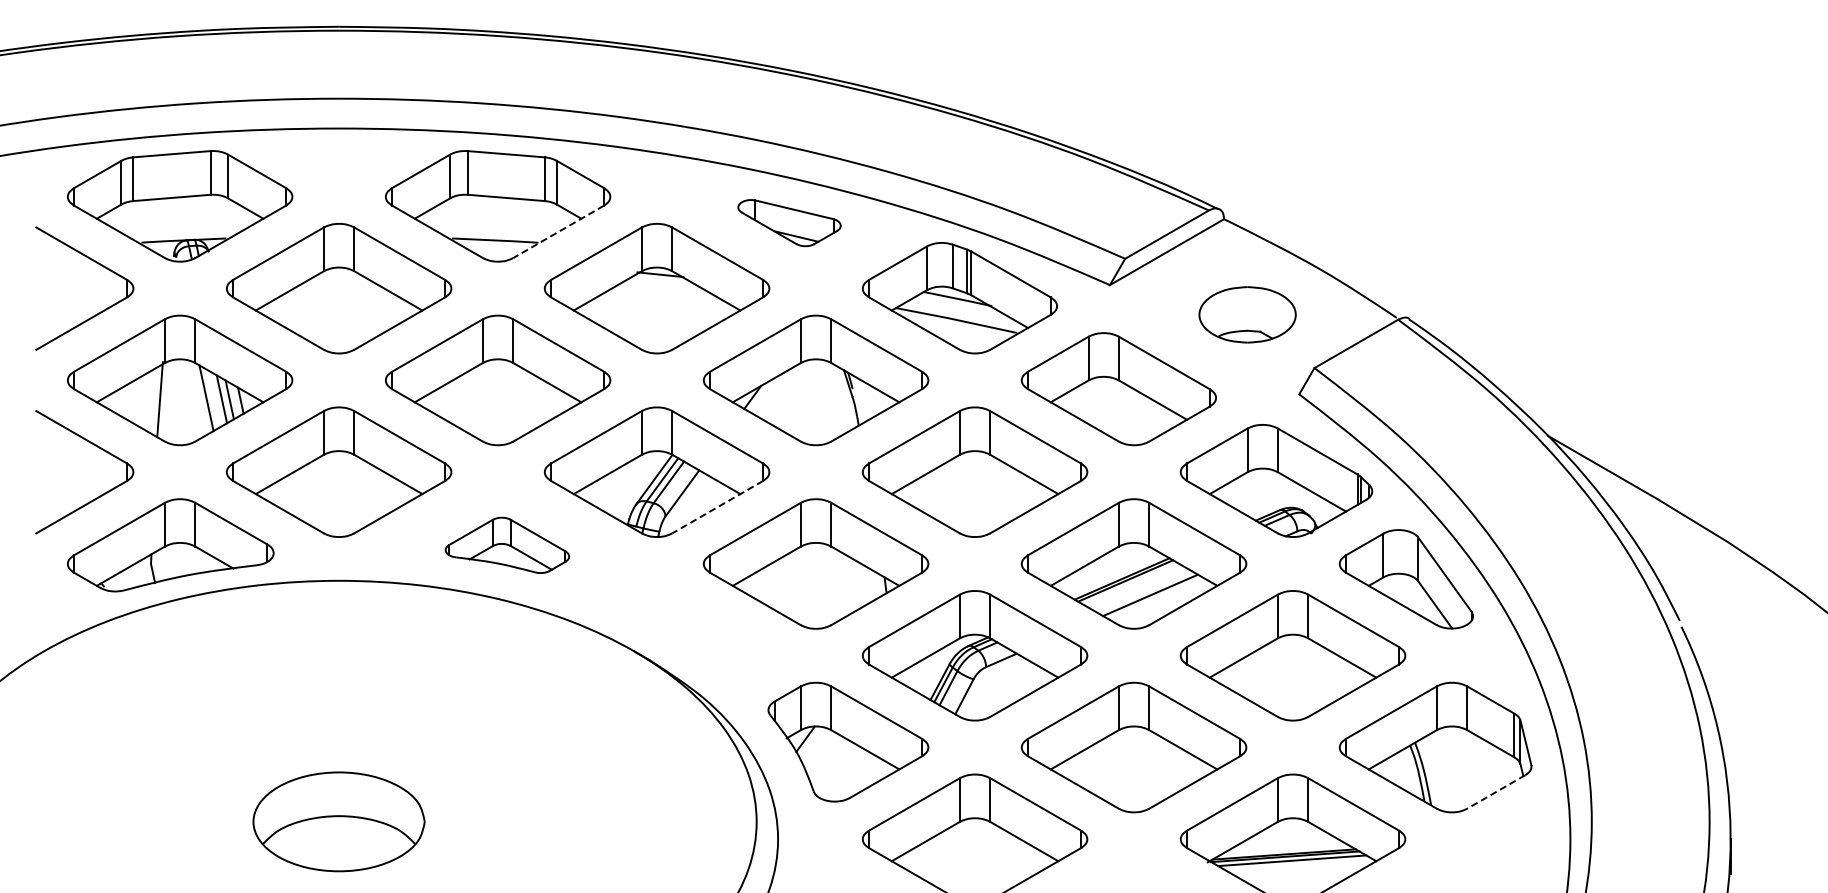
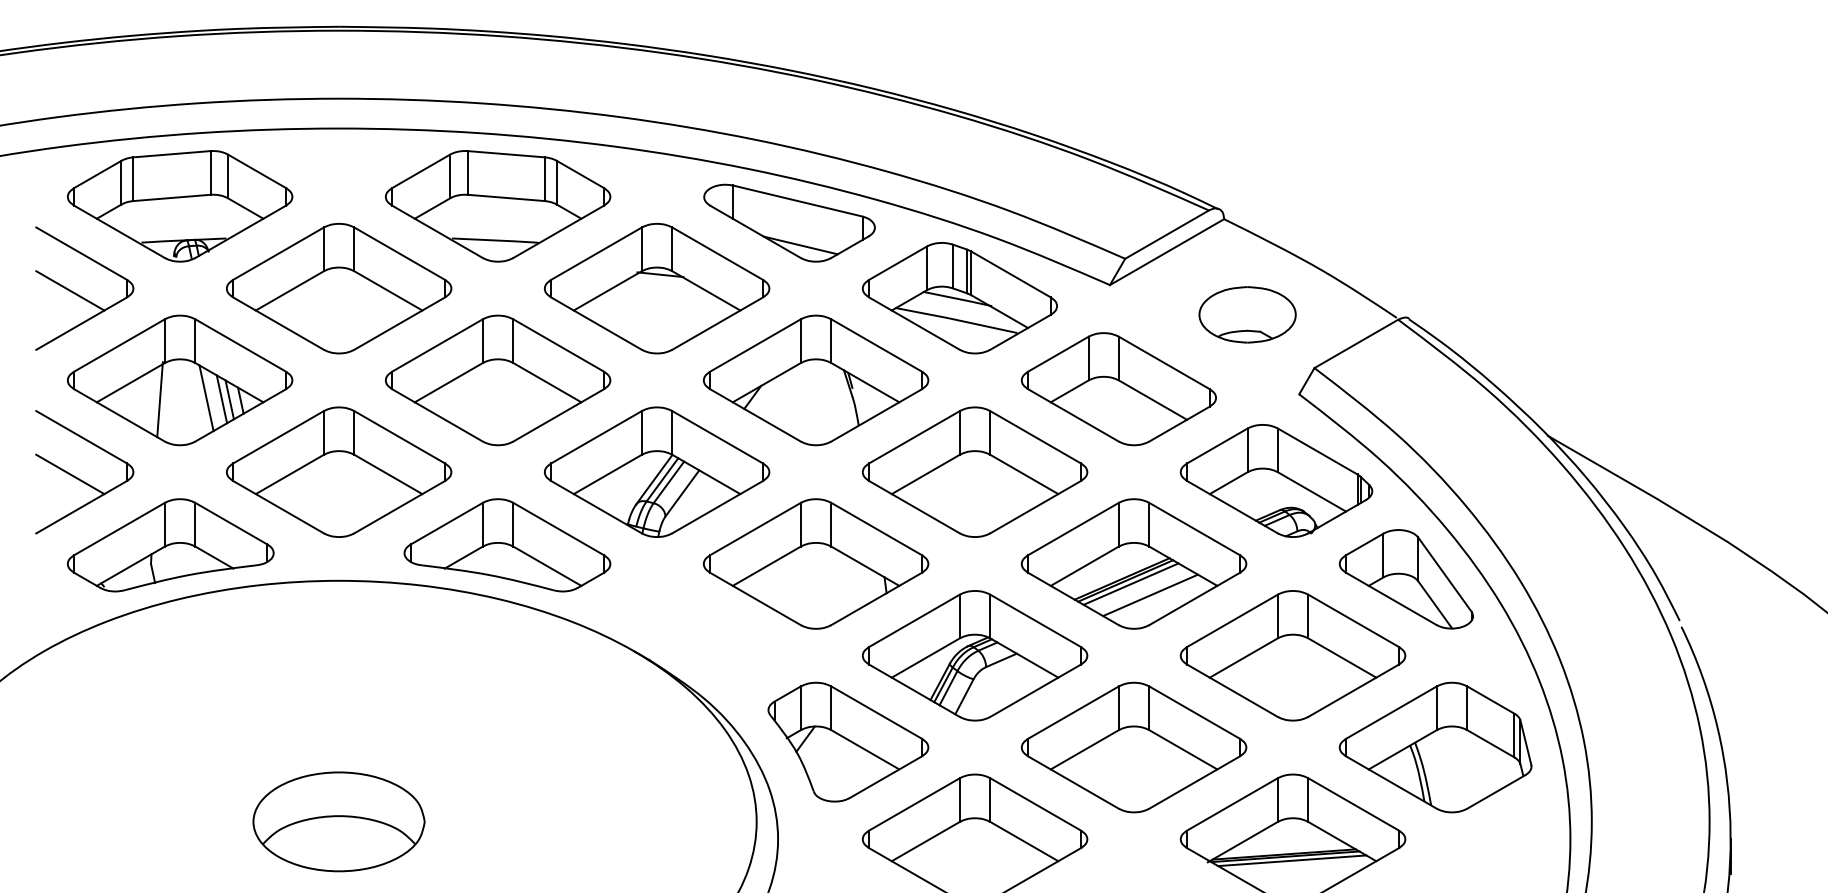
part size: 105x49 px -> 173x80 px (789, 222)
line: dashed -> solid (558, 232)
line: none -> present (70, 290)
line: none -> present (70, 474)
line: dashed -> solid (717, 507)
part size: 127x58 px -> 209x95 px (507, 545)
line: none -> present (1130, 583)
line: dashed -> solid (1496, 792)
